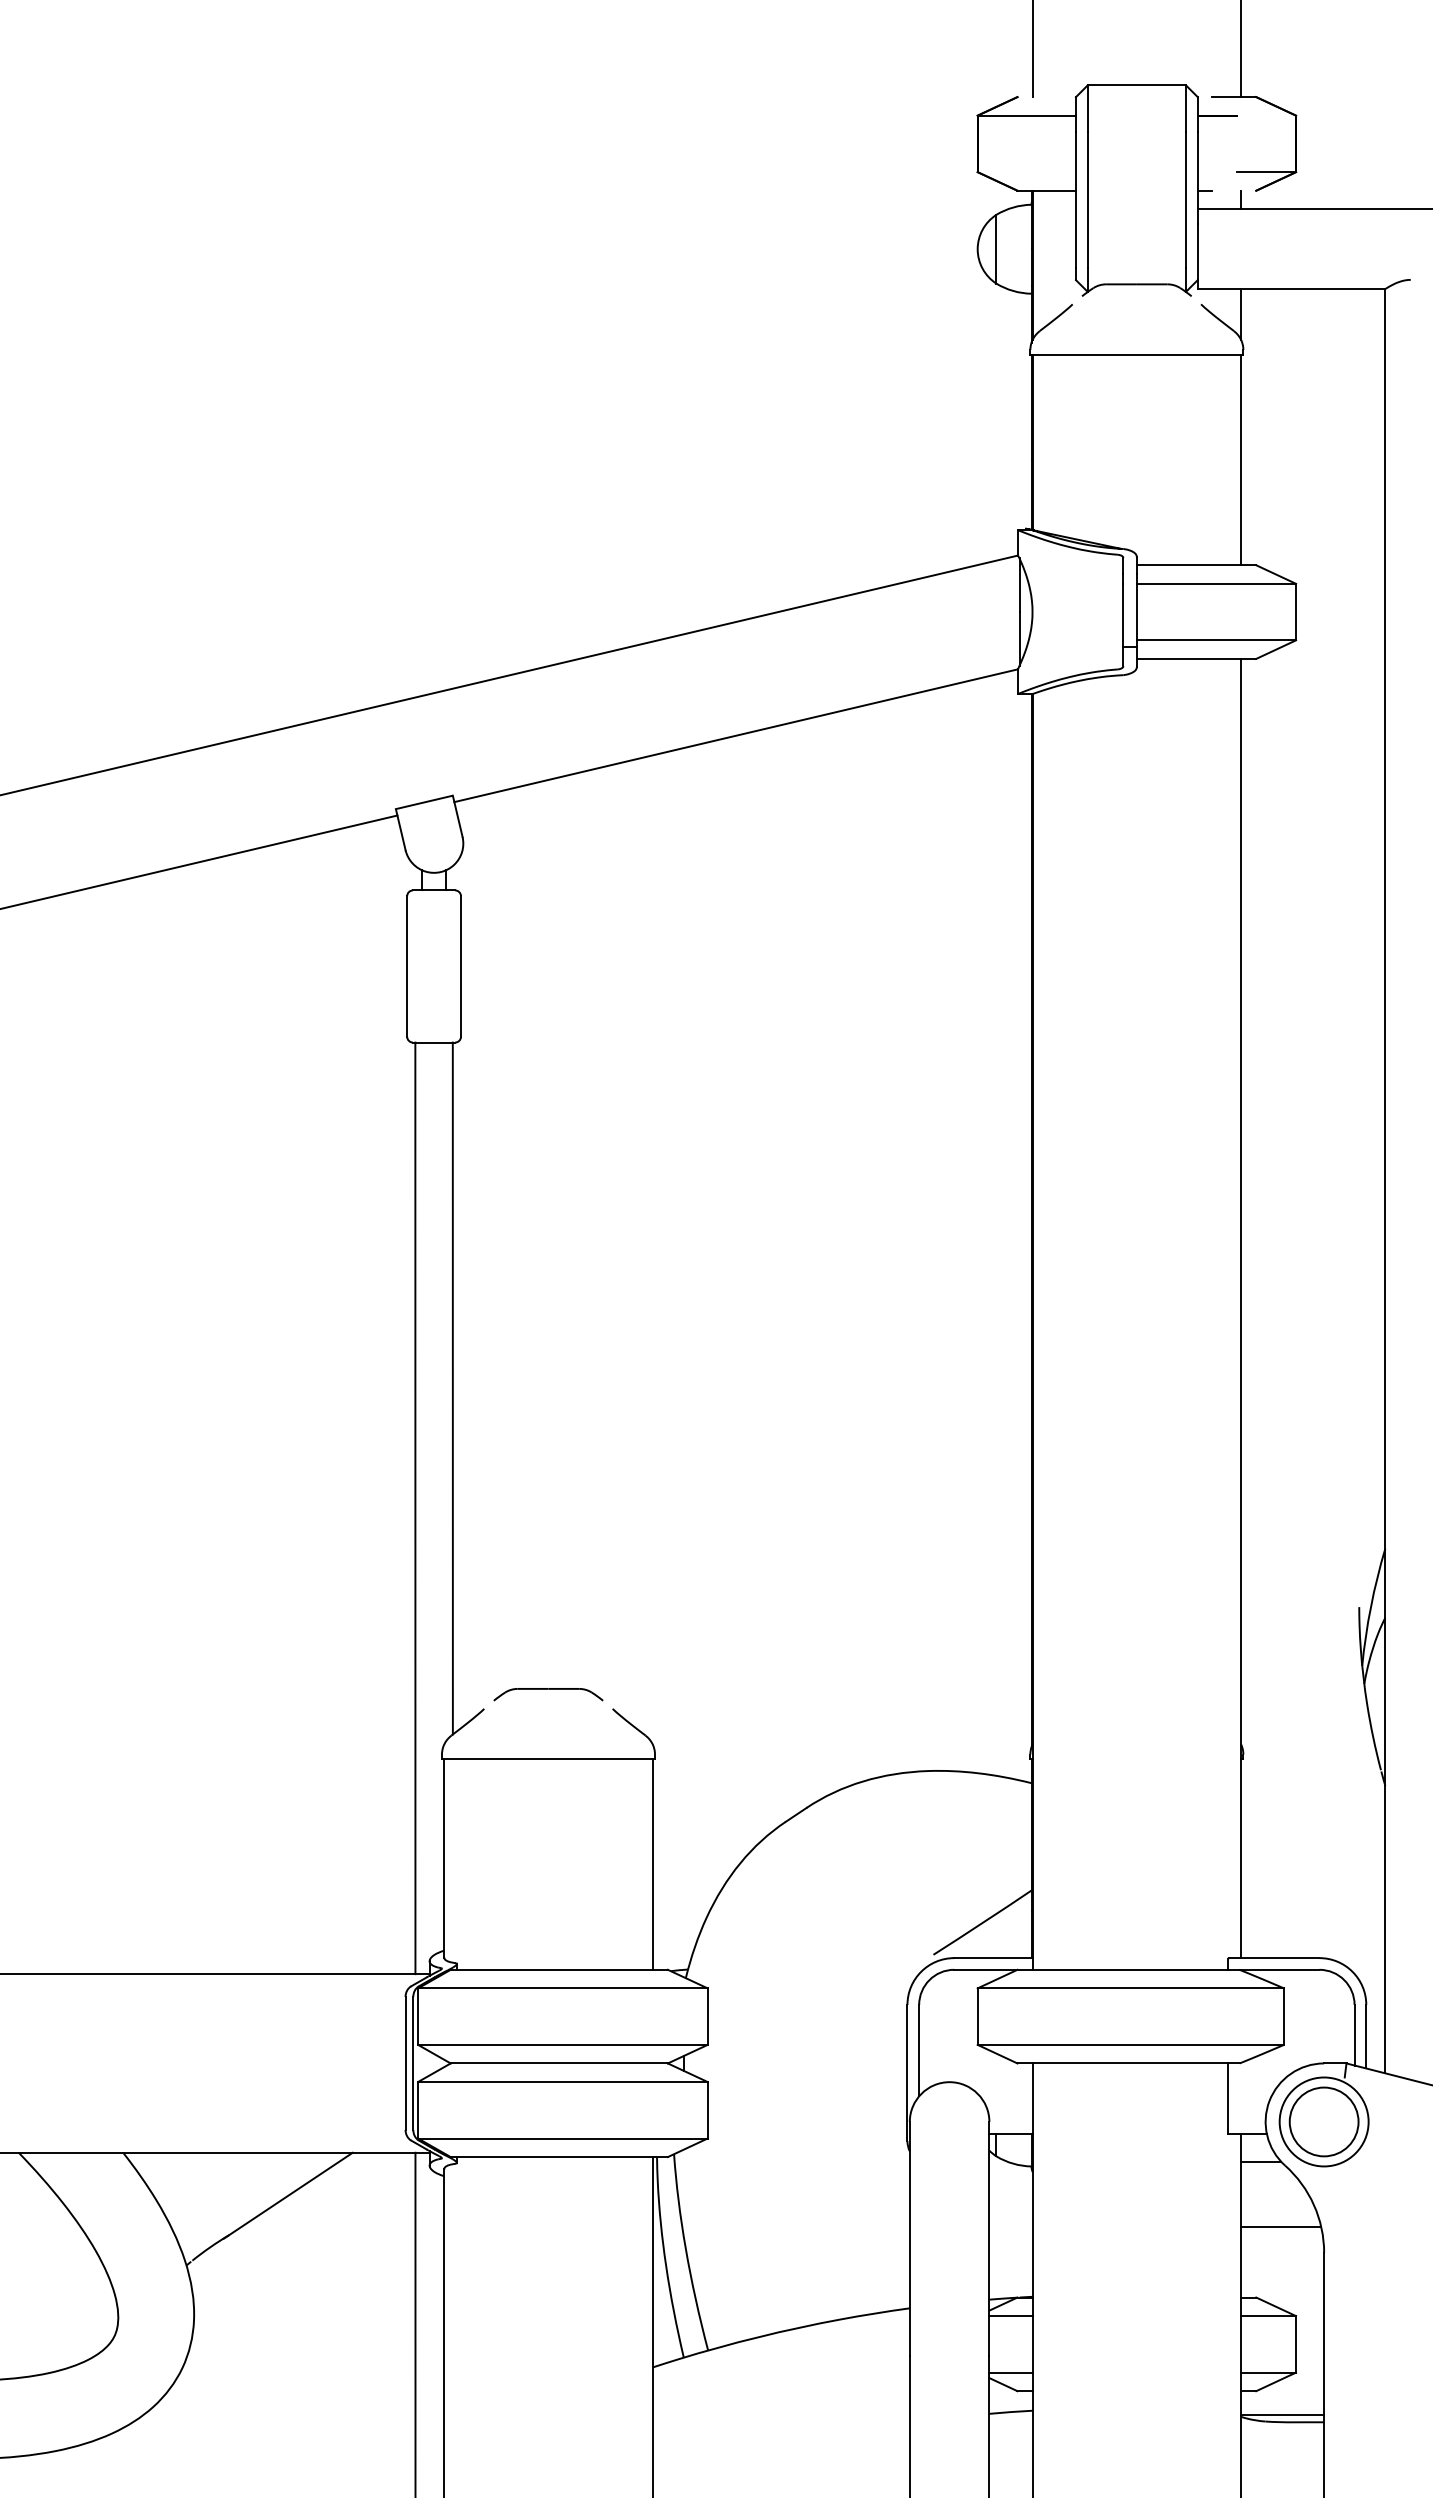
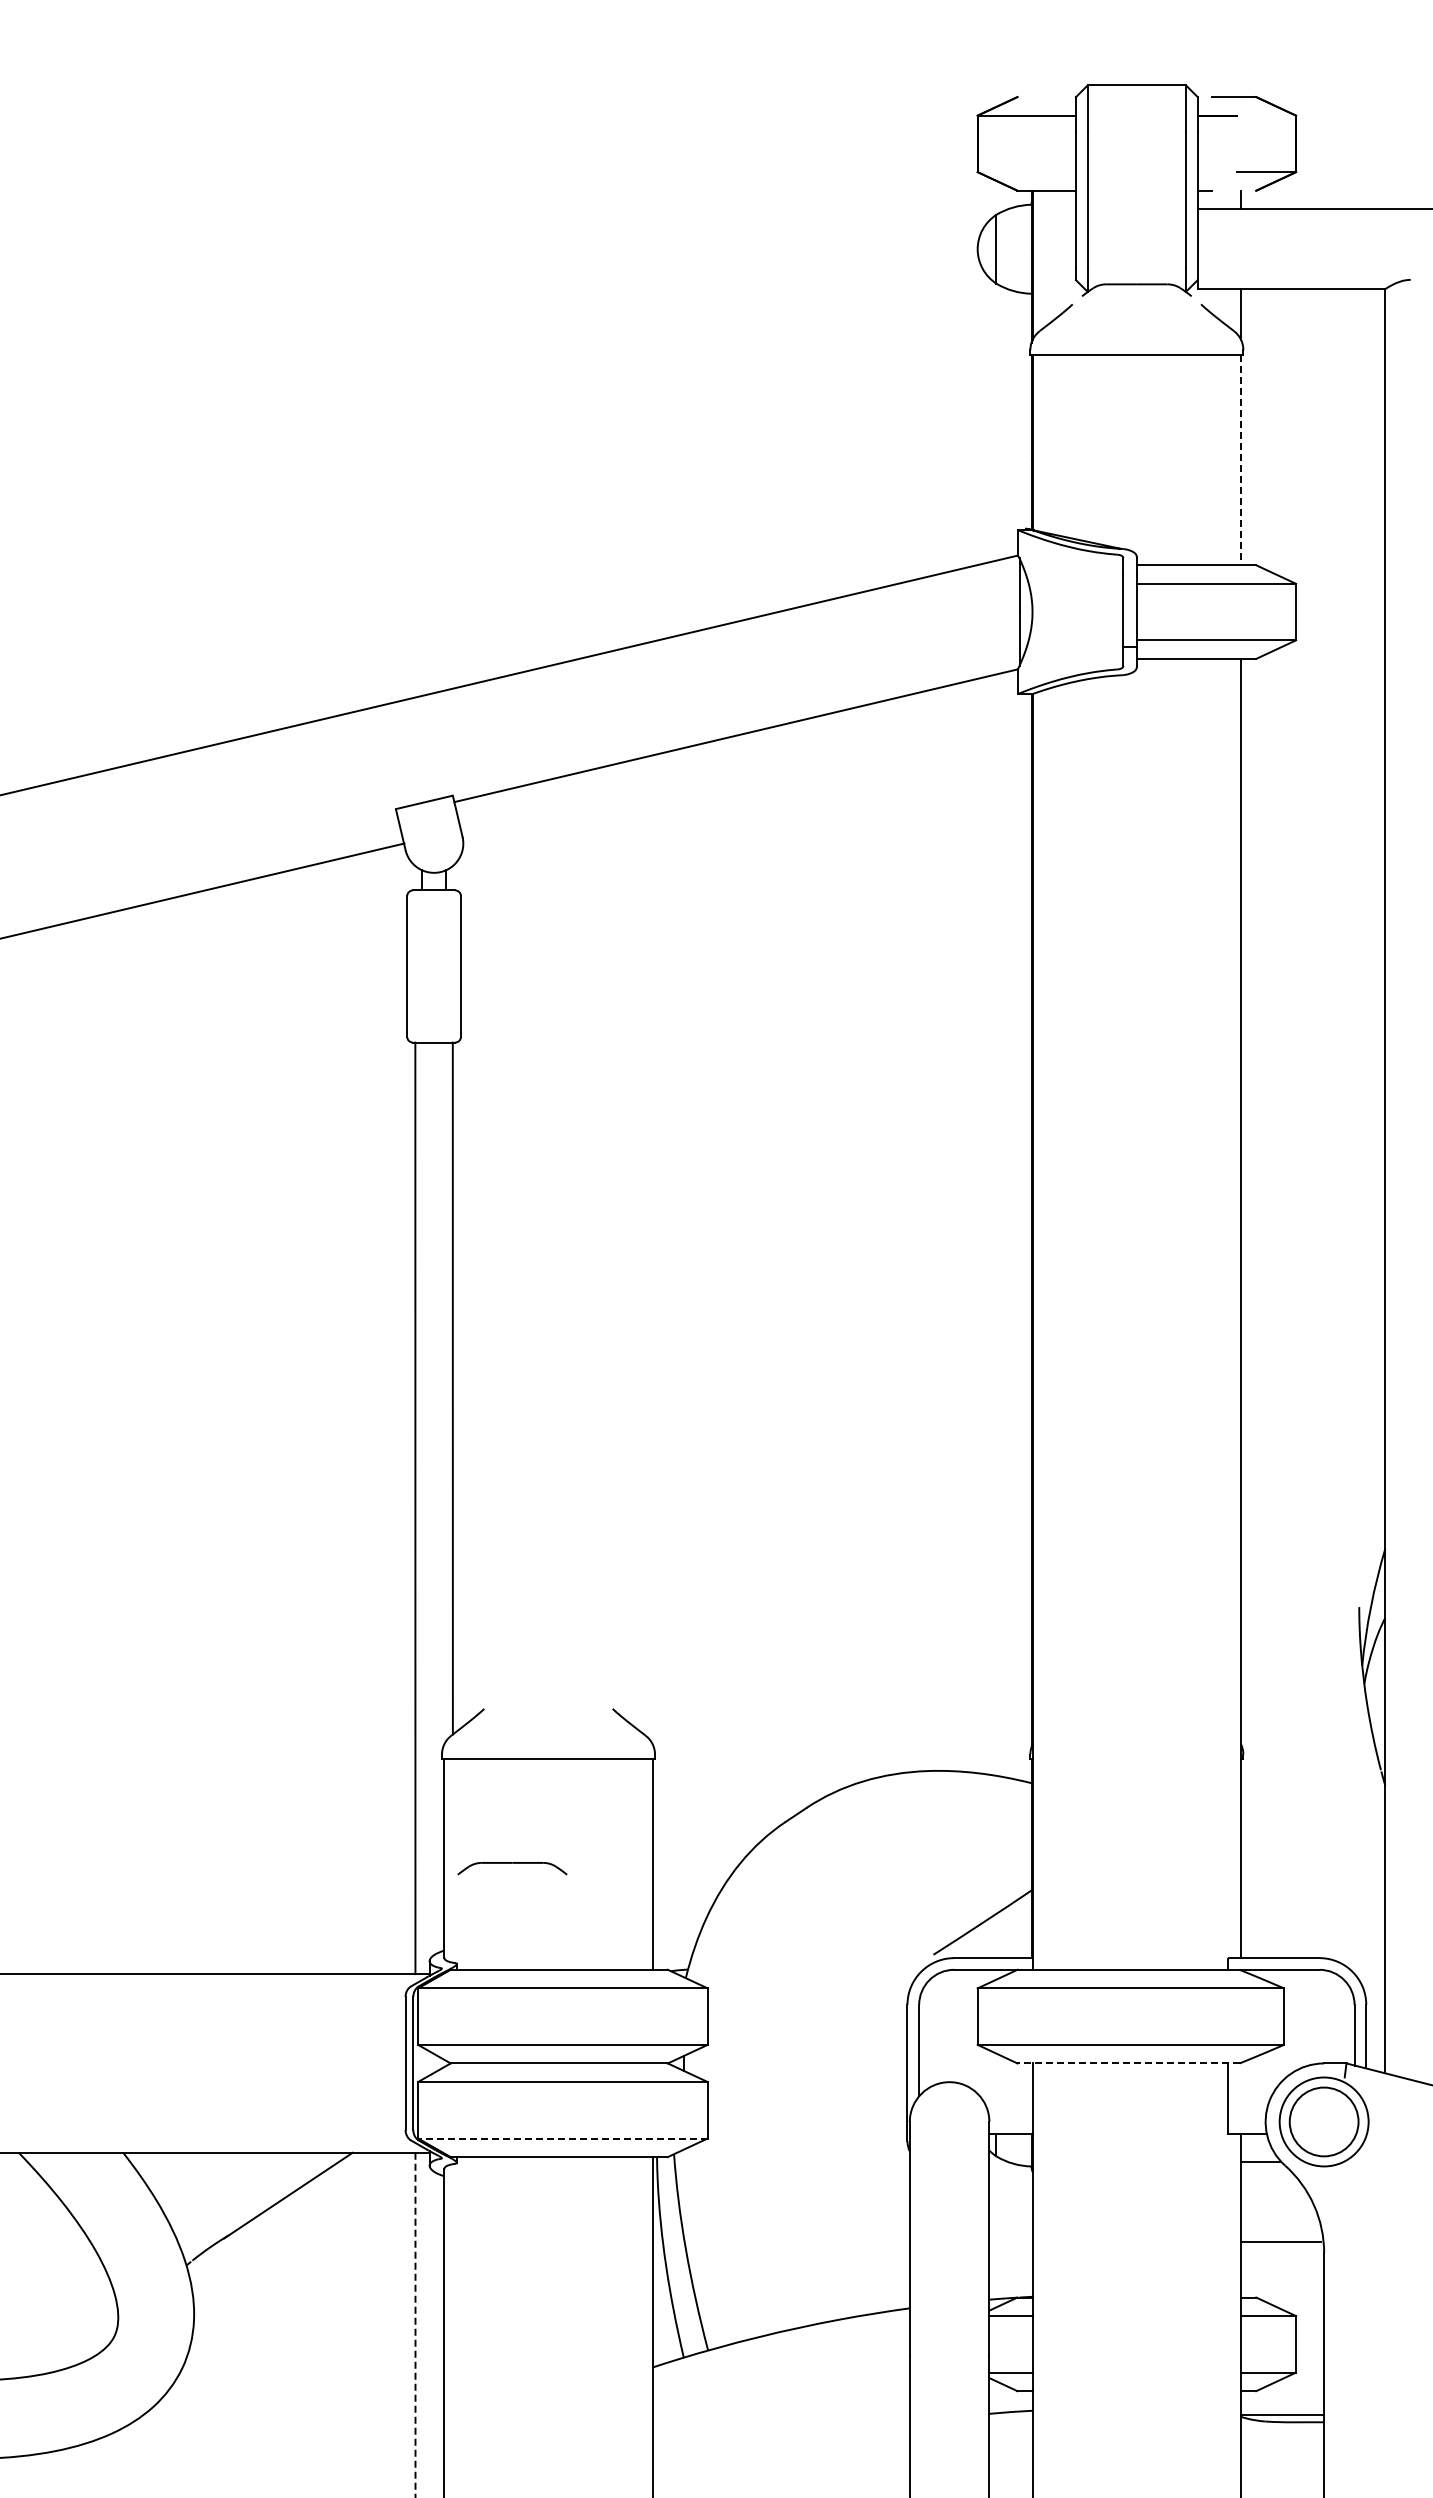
line: present -> none (1032, 49)
line: present -> none (1241, 49)
line: solid -> dashed (1241, 460)
line position: (199, 861) -> (203, 890) (203, 890)
part position: (548, 1694) -> (512, 1868) (512, 1868)
line: solid -> dashed (1128, 2063)
line: solid -> dashed (562, 2138)
line position: (1281, 2227) -> (1281, 2242) (1281, 2242)
line: solid -> dashed (415, 2325)
